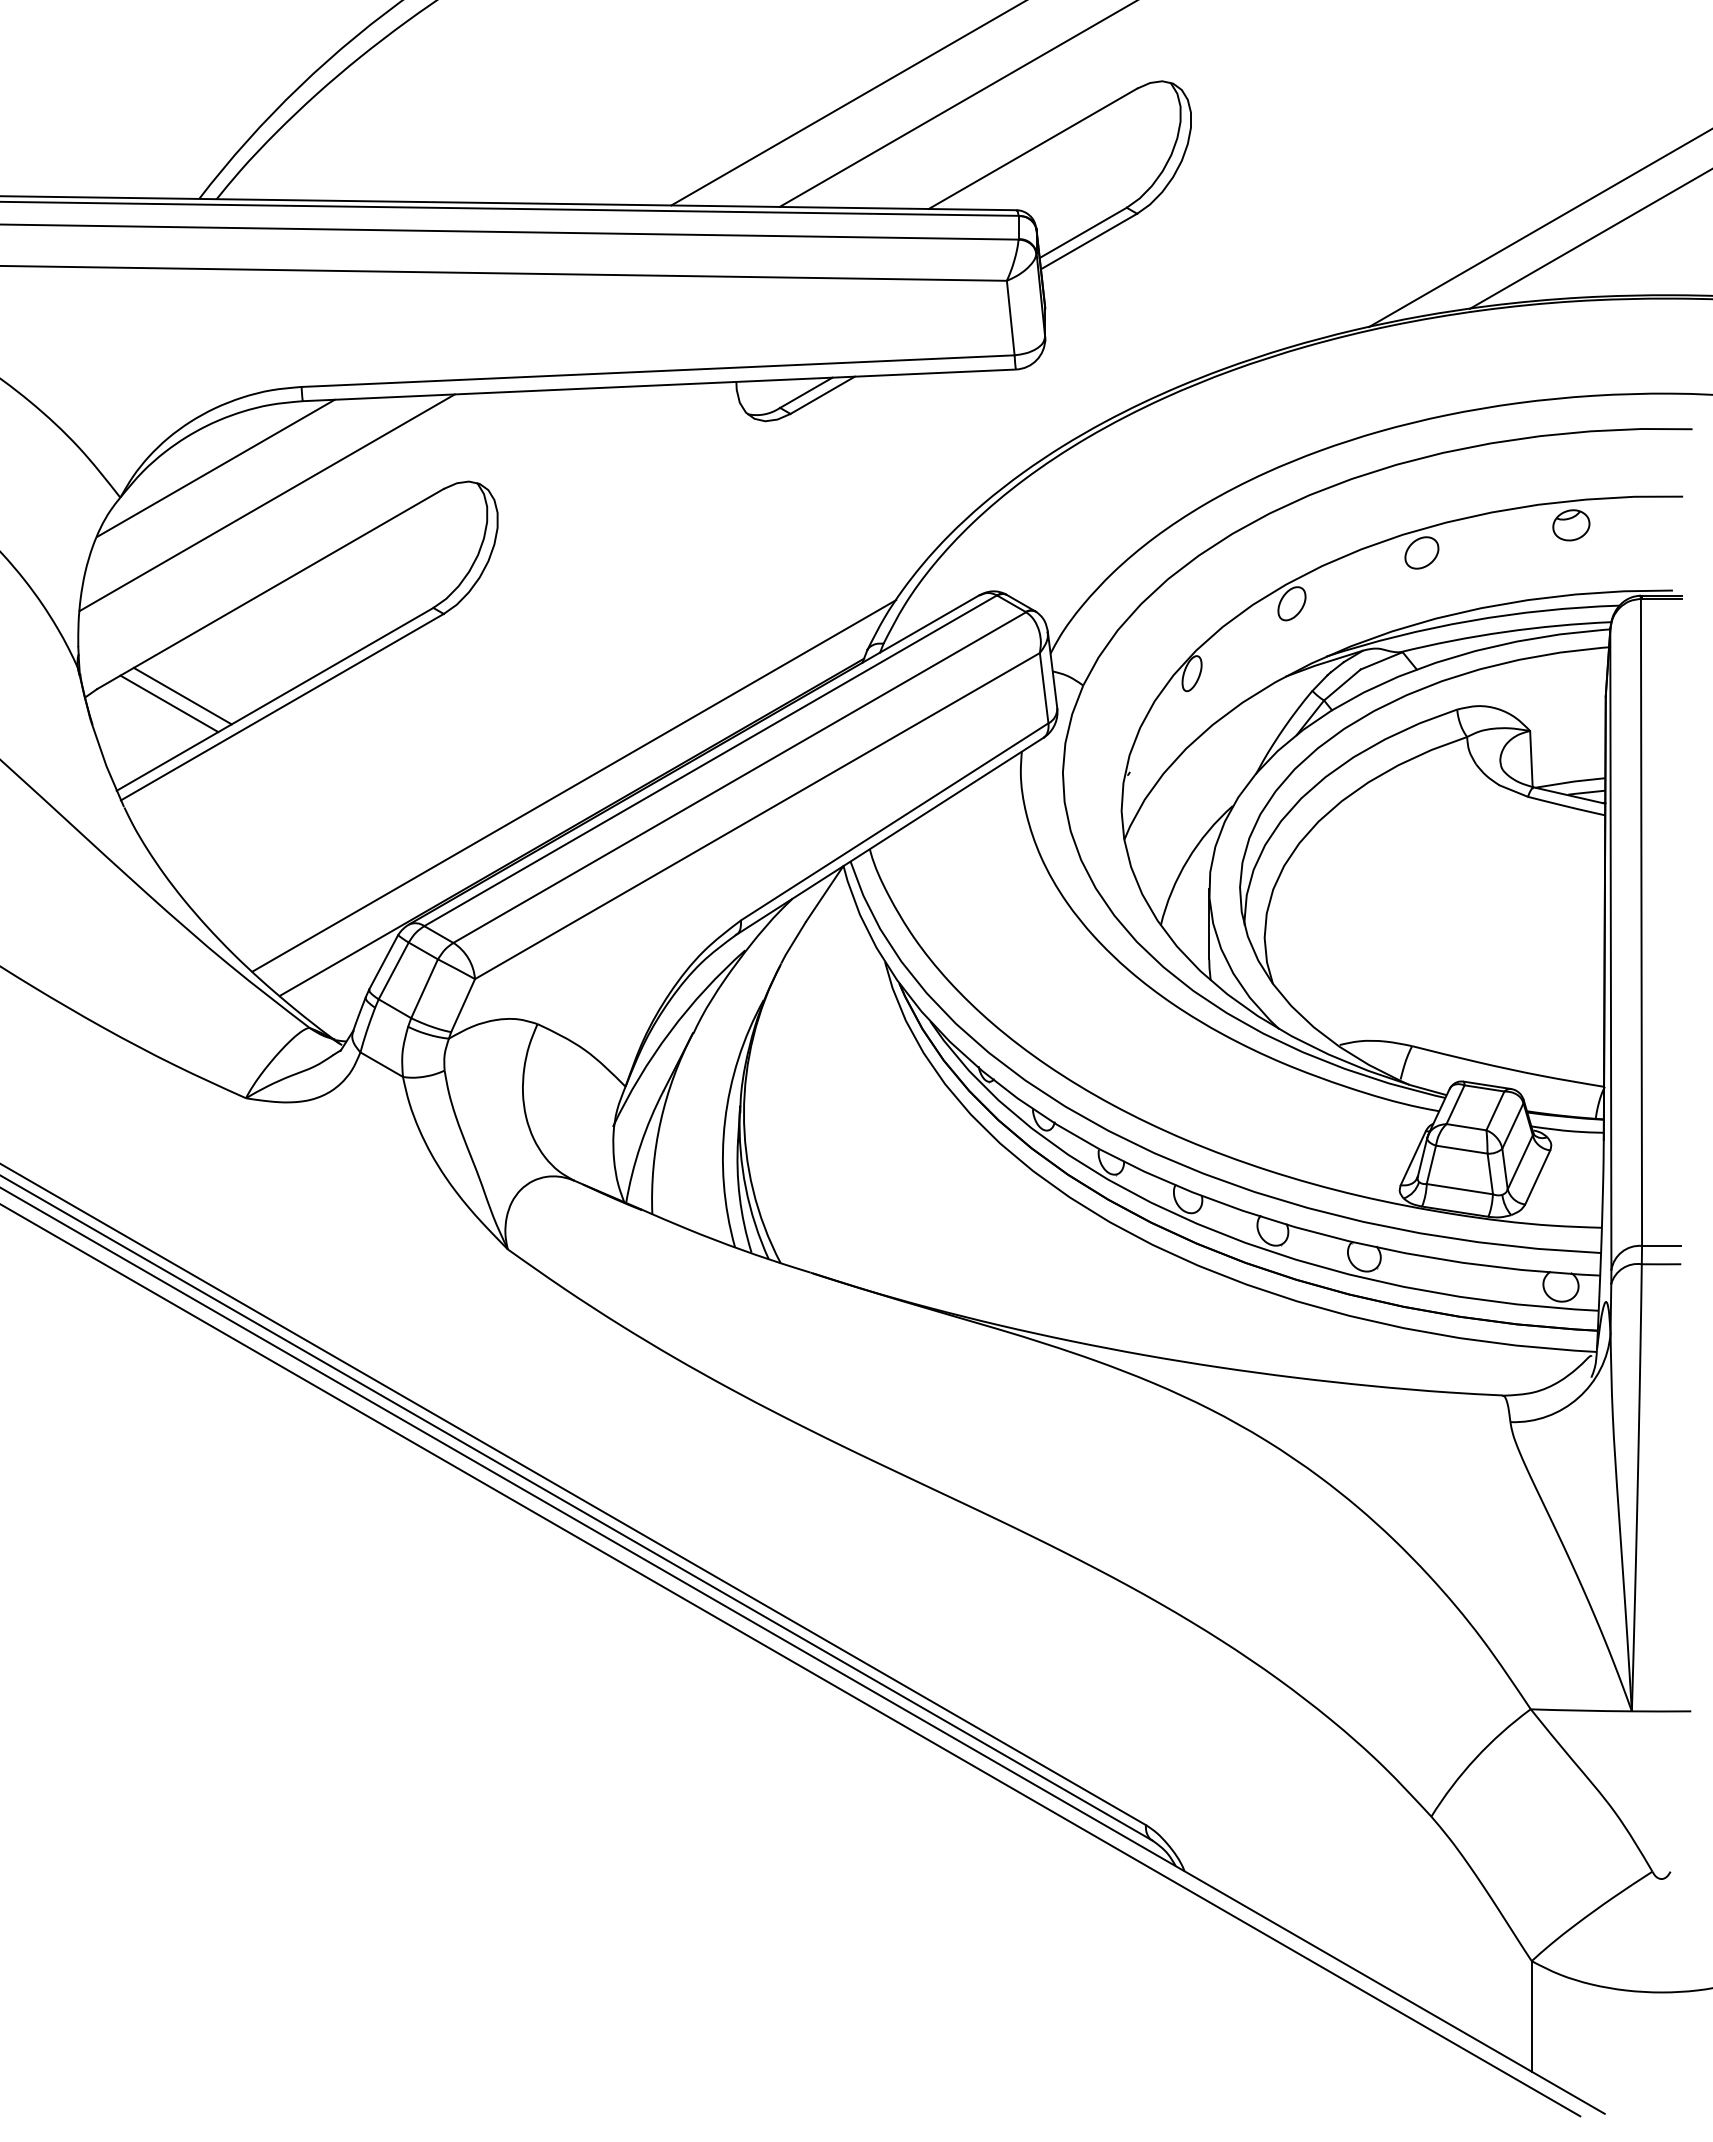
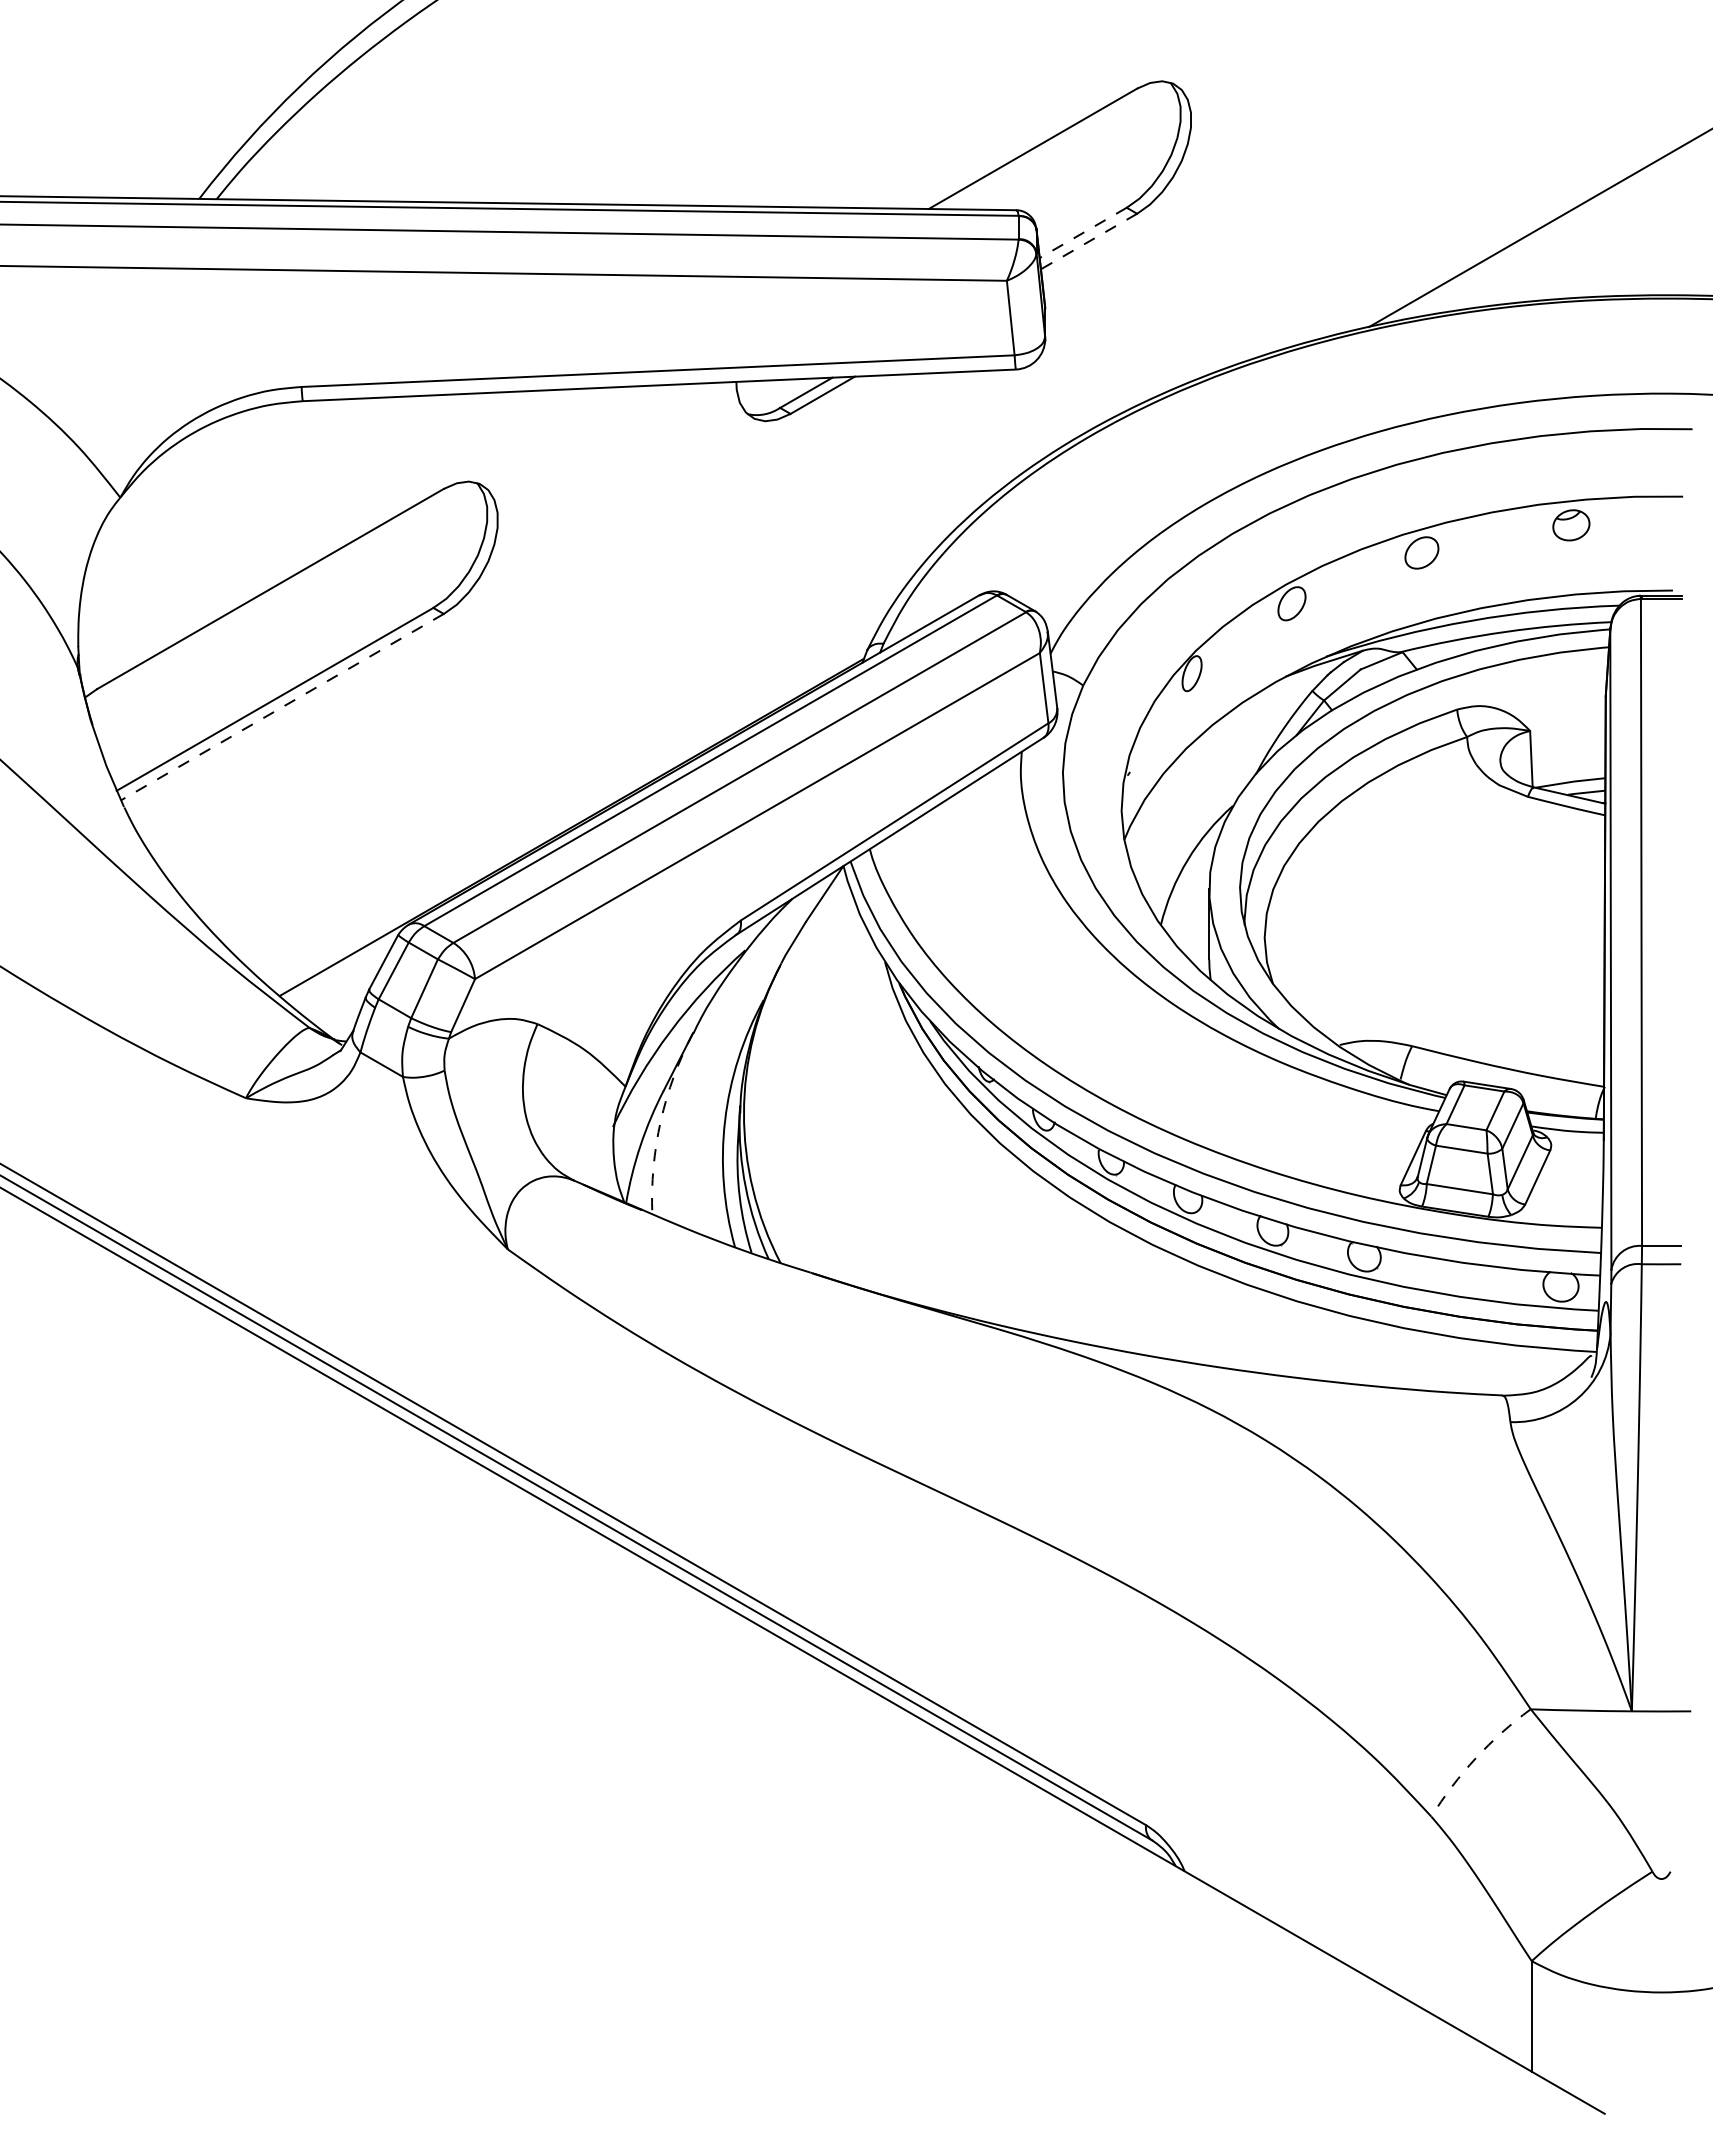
line: present -> none (847, 103)
line: present -> none (956, 104)
line: solid -> dashed (1082, 233)
line: present -> none (1589, 239)
line: solid -> dashed (1089, 241)
line: present -> none (215, 467)
line: present -> none (266, 502)
line: present -> none (182, 695)
line: present -> none (169, 703)
line: solid -> dashed (281, 707)
line: present -> none (574, 785)
arc: solid -> dashed (660, 1121)
line: present -> none (791, 1660)
arc: solid -> dashed (1475, 1758)
